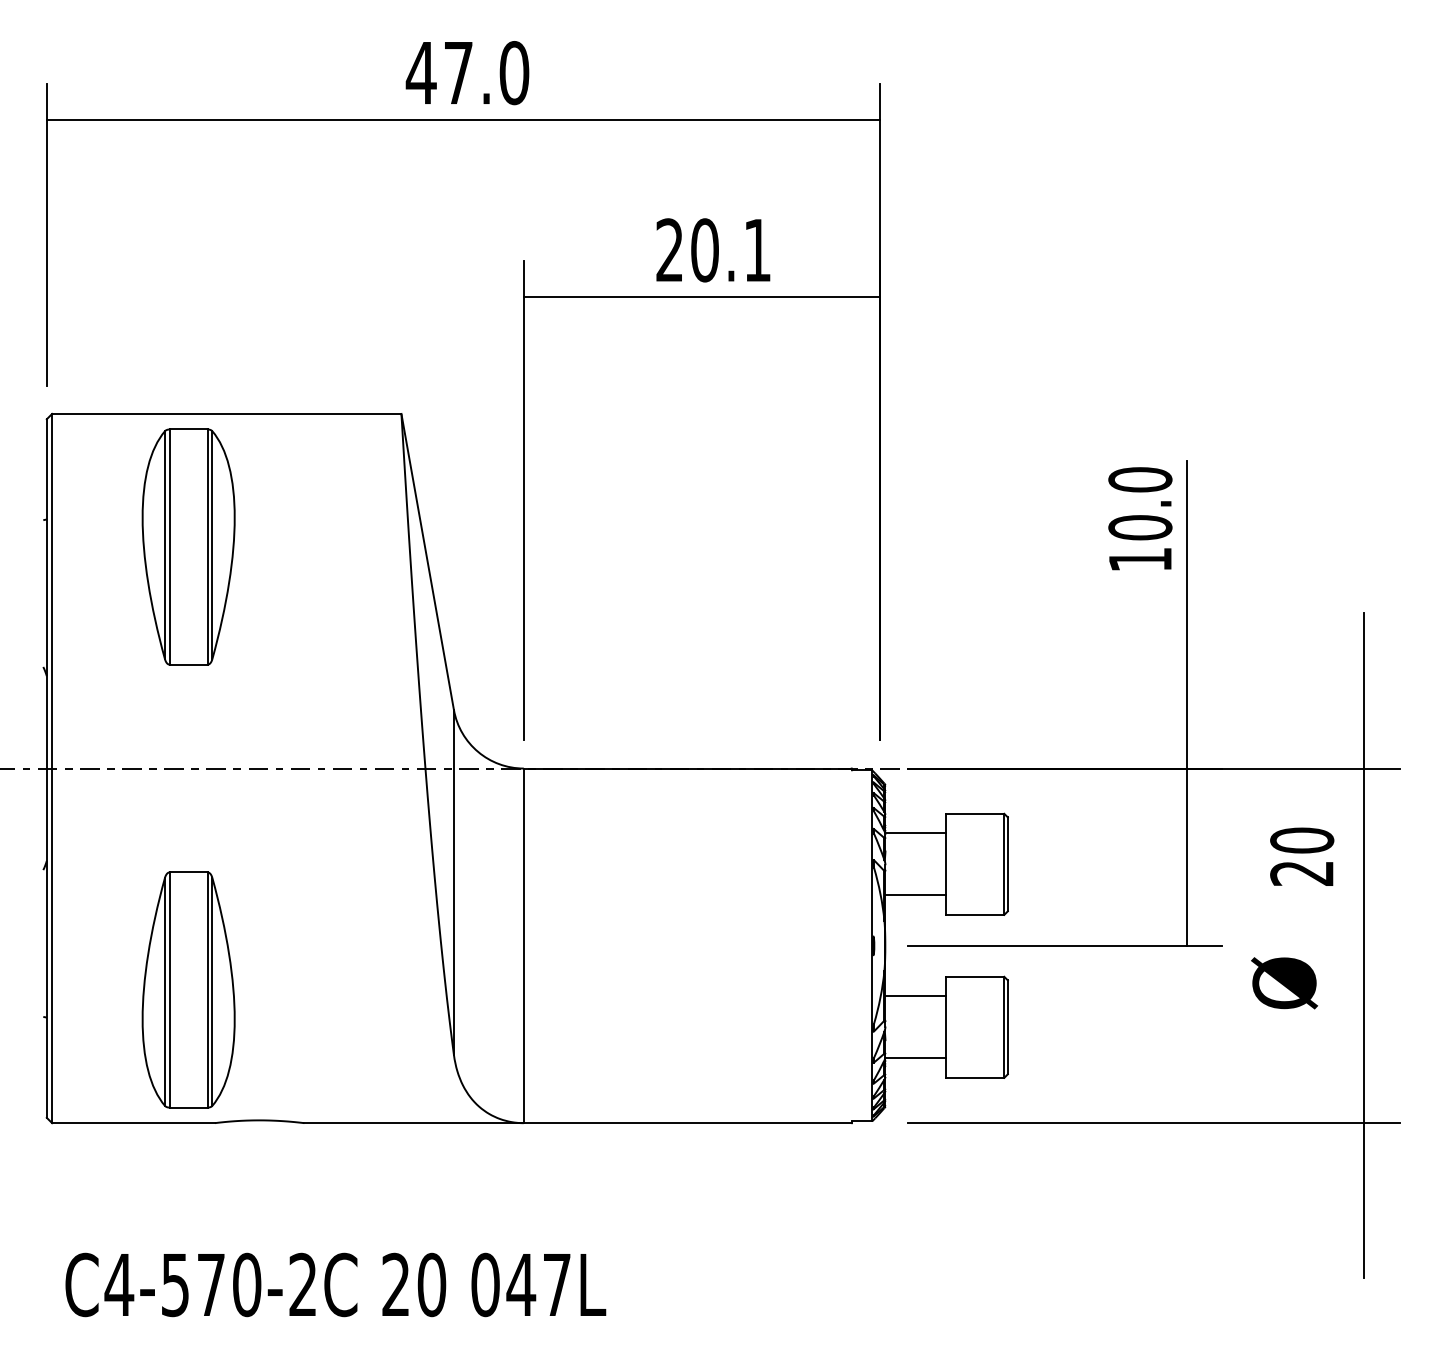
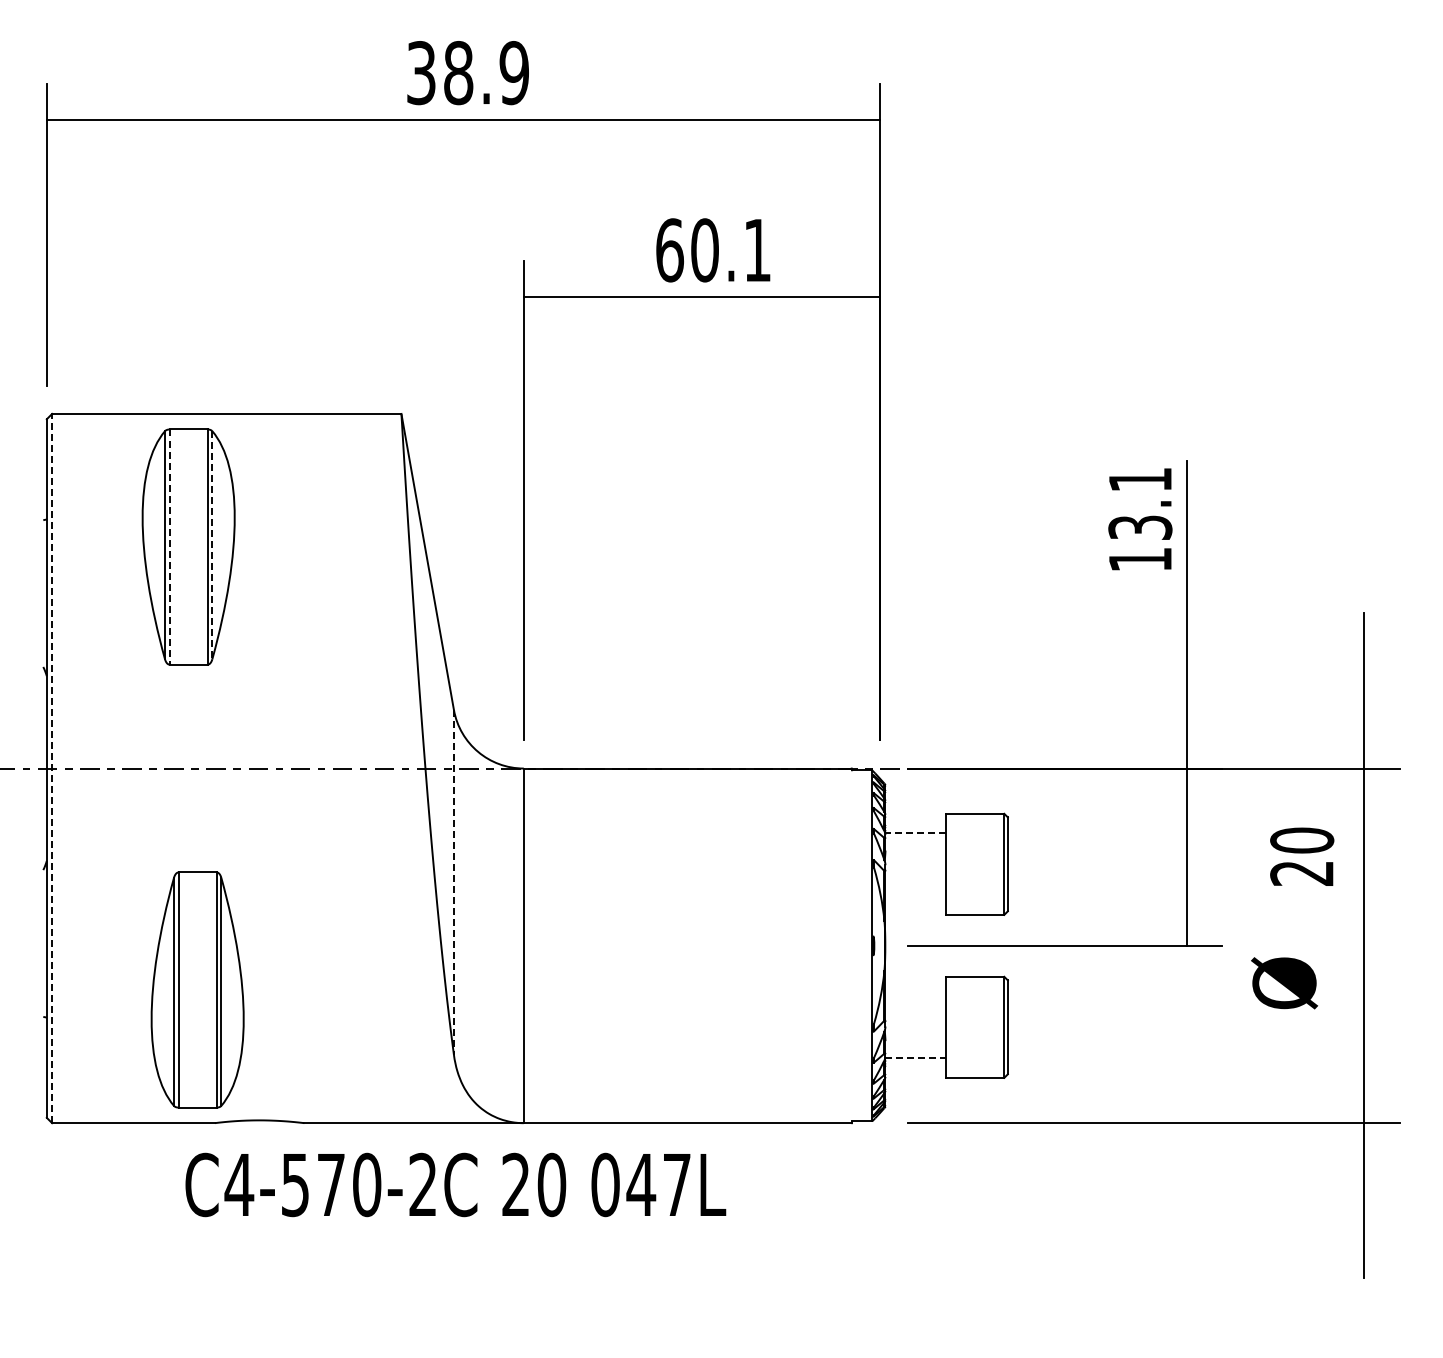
text: 47.0 -> 38.9 (467, 73)
text: 20.1 -> 60.1 (669, 250)
text: 10.0 -> 13.1 (1140, 503)
line: solid -> dashed (212, 545)
line: solid -> dashed (169, 547)
line: solid -> dashed (52, 768)
line: solid -> dashed (915, 833)
line: solid -> dashed (453, 882)
line: present -> none (915, 895)
part position: (188, 989) -> (197, 989) (197, 989)
line: present -> none (915, 996)
line: solid -> dashed (915, 1058)
text position: (335, 1284) -> (455, 1184) (455, 1184)
